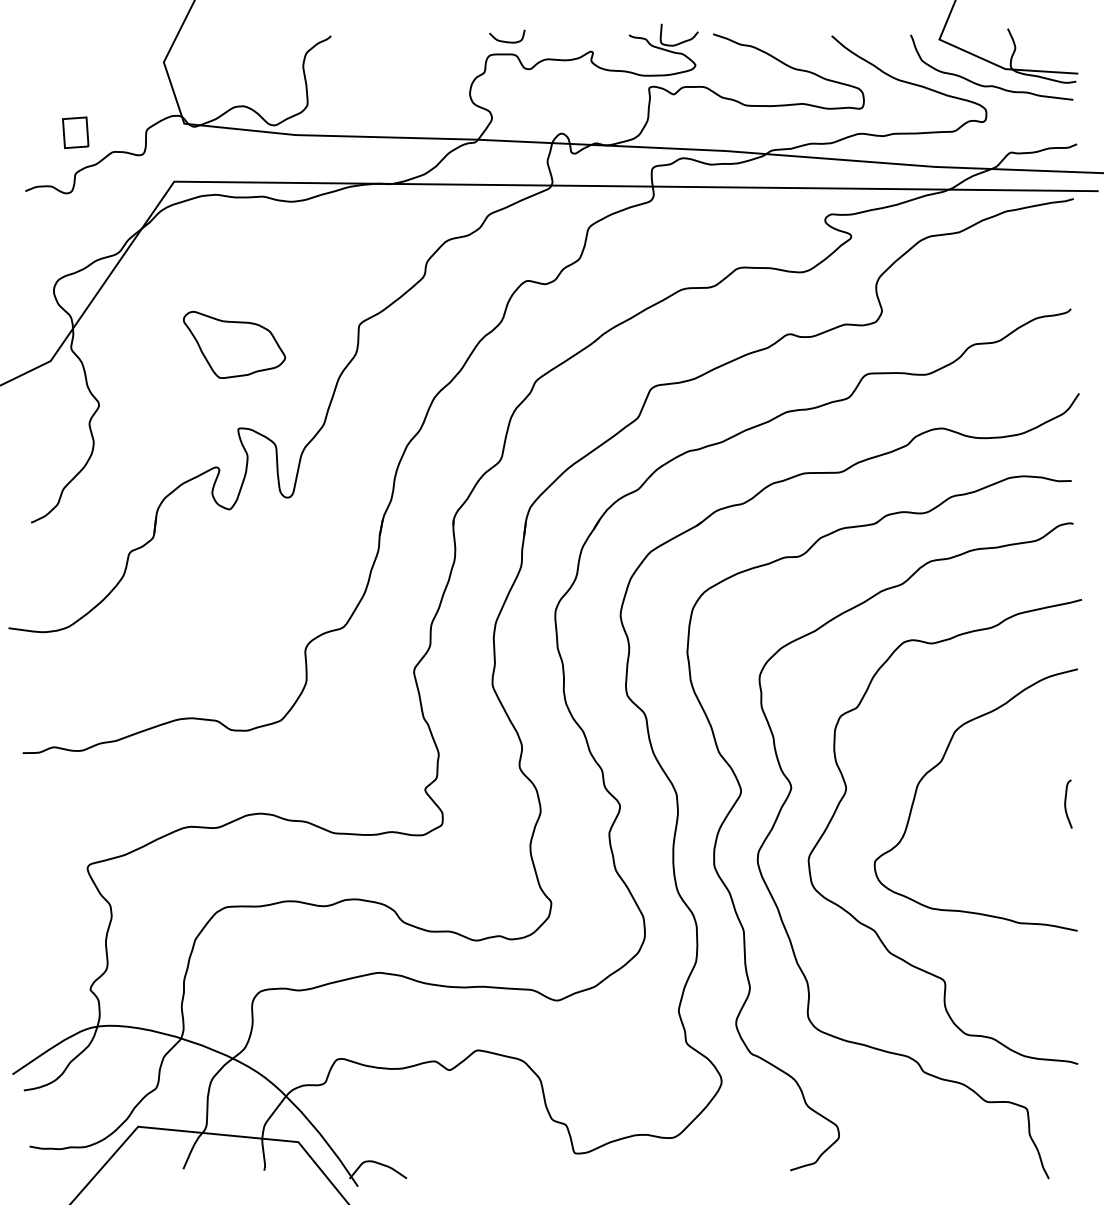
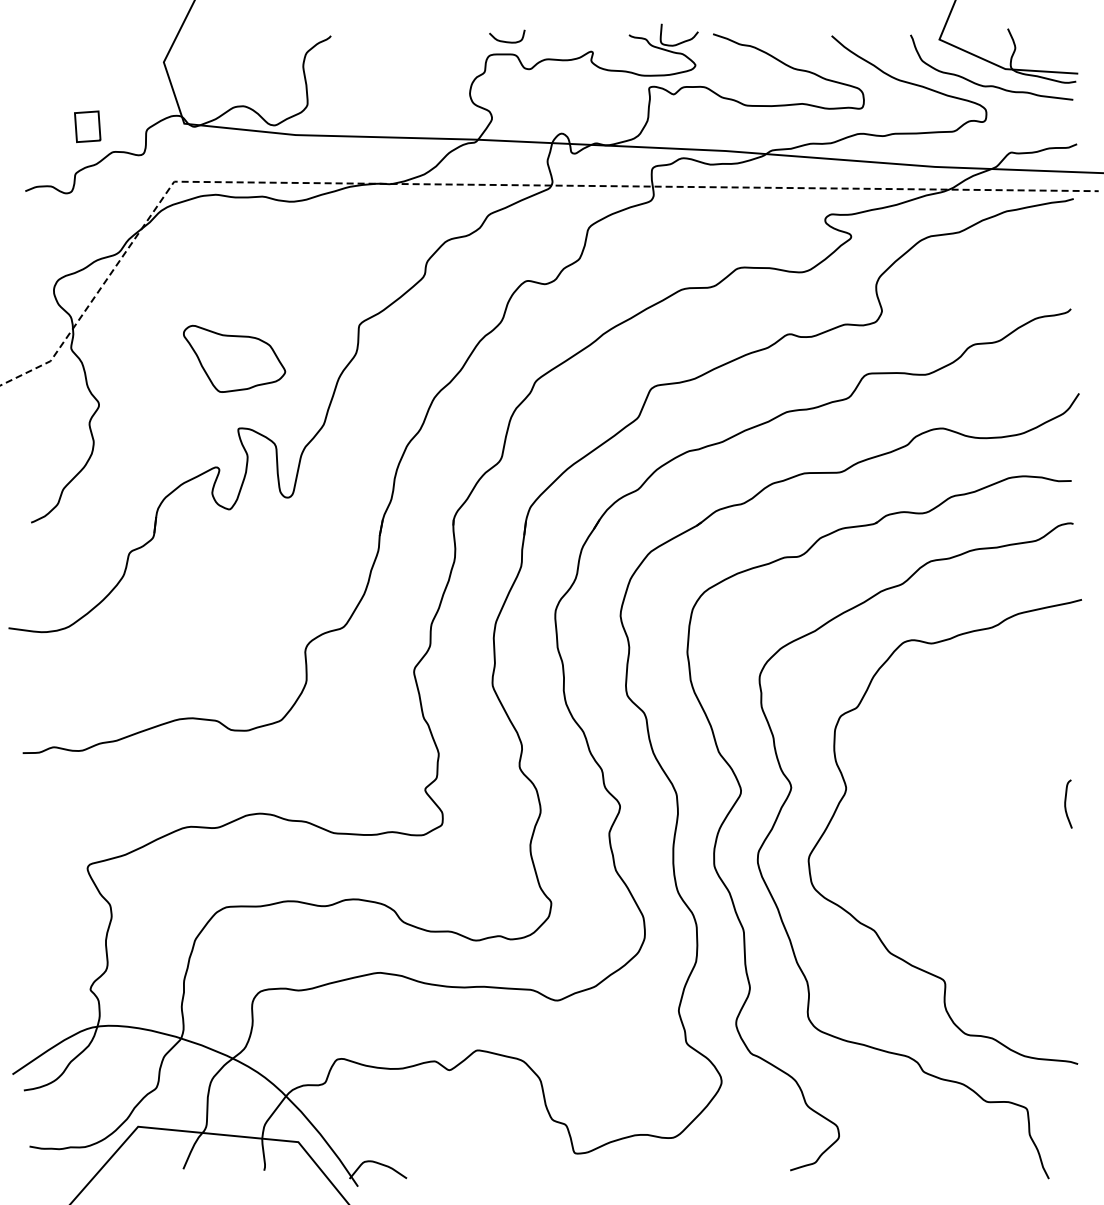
part position: (75, 132) -> (87, 126) (87, 126)
line: solid -> dashed (499, 185)
part position: (234, 344) -> (234, 358) (234, 358)
curve: present -> none (940, 763)
